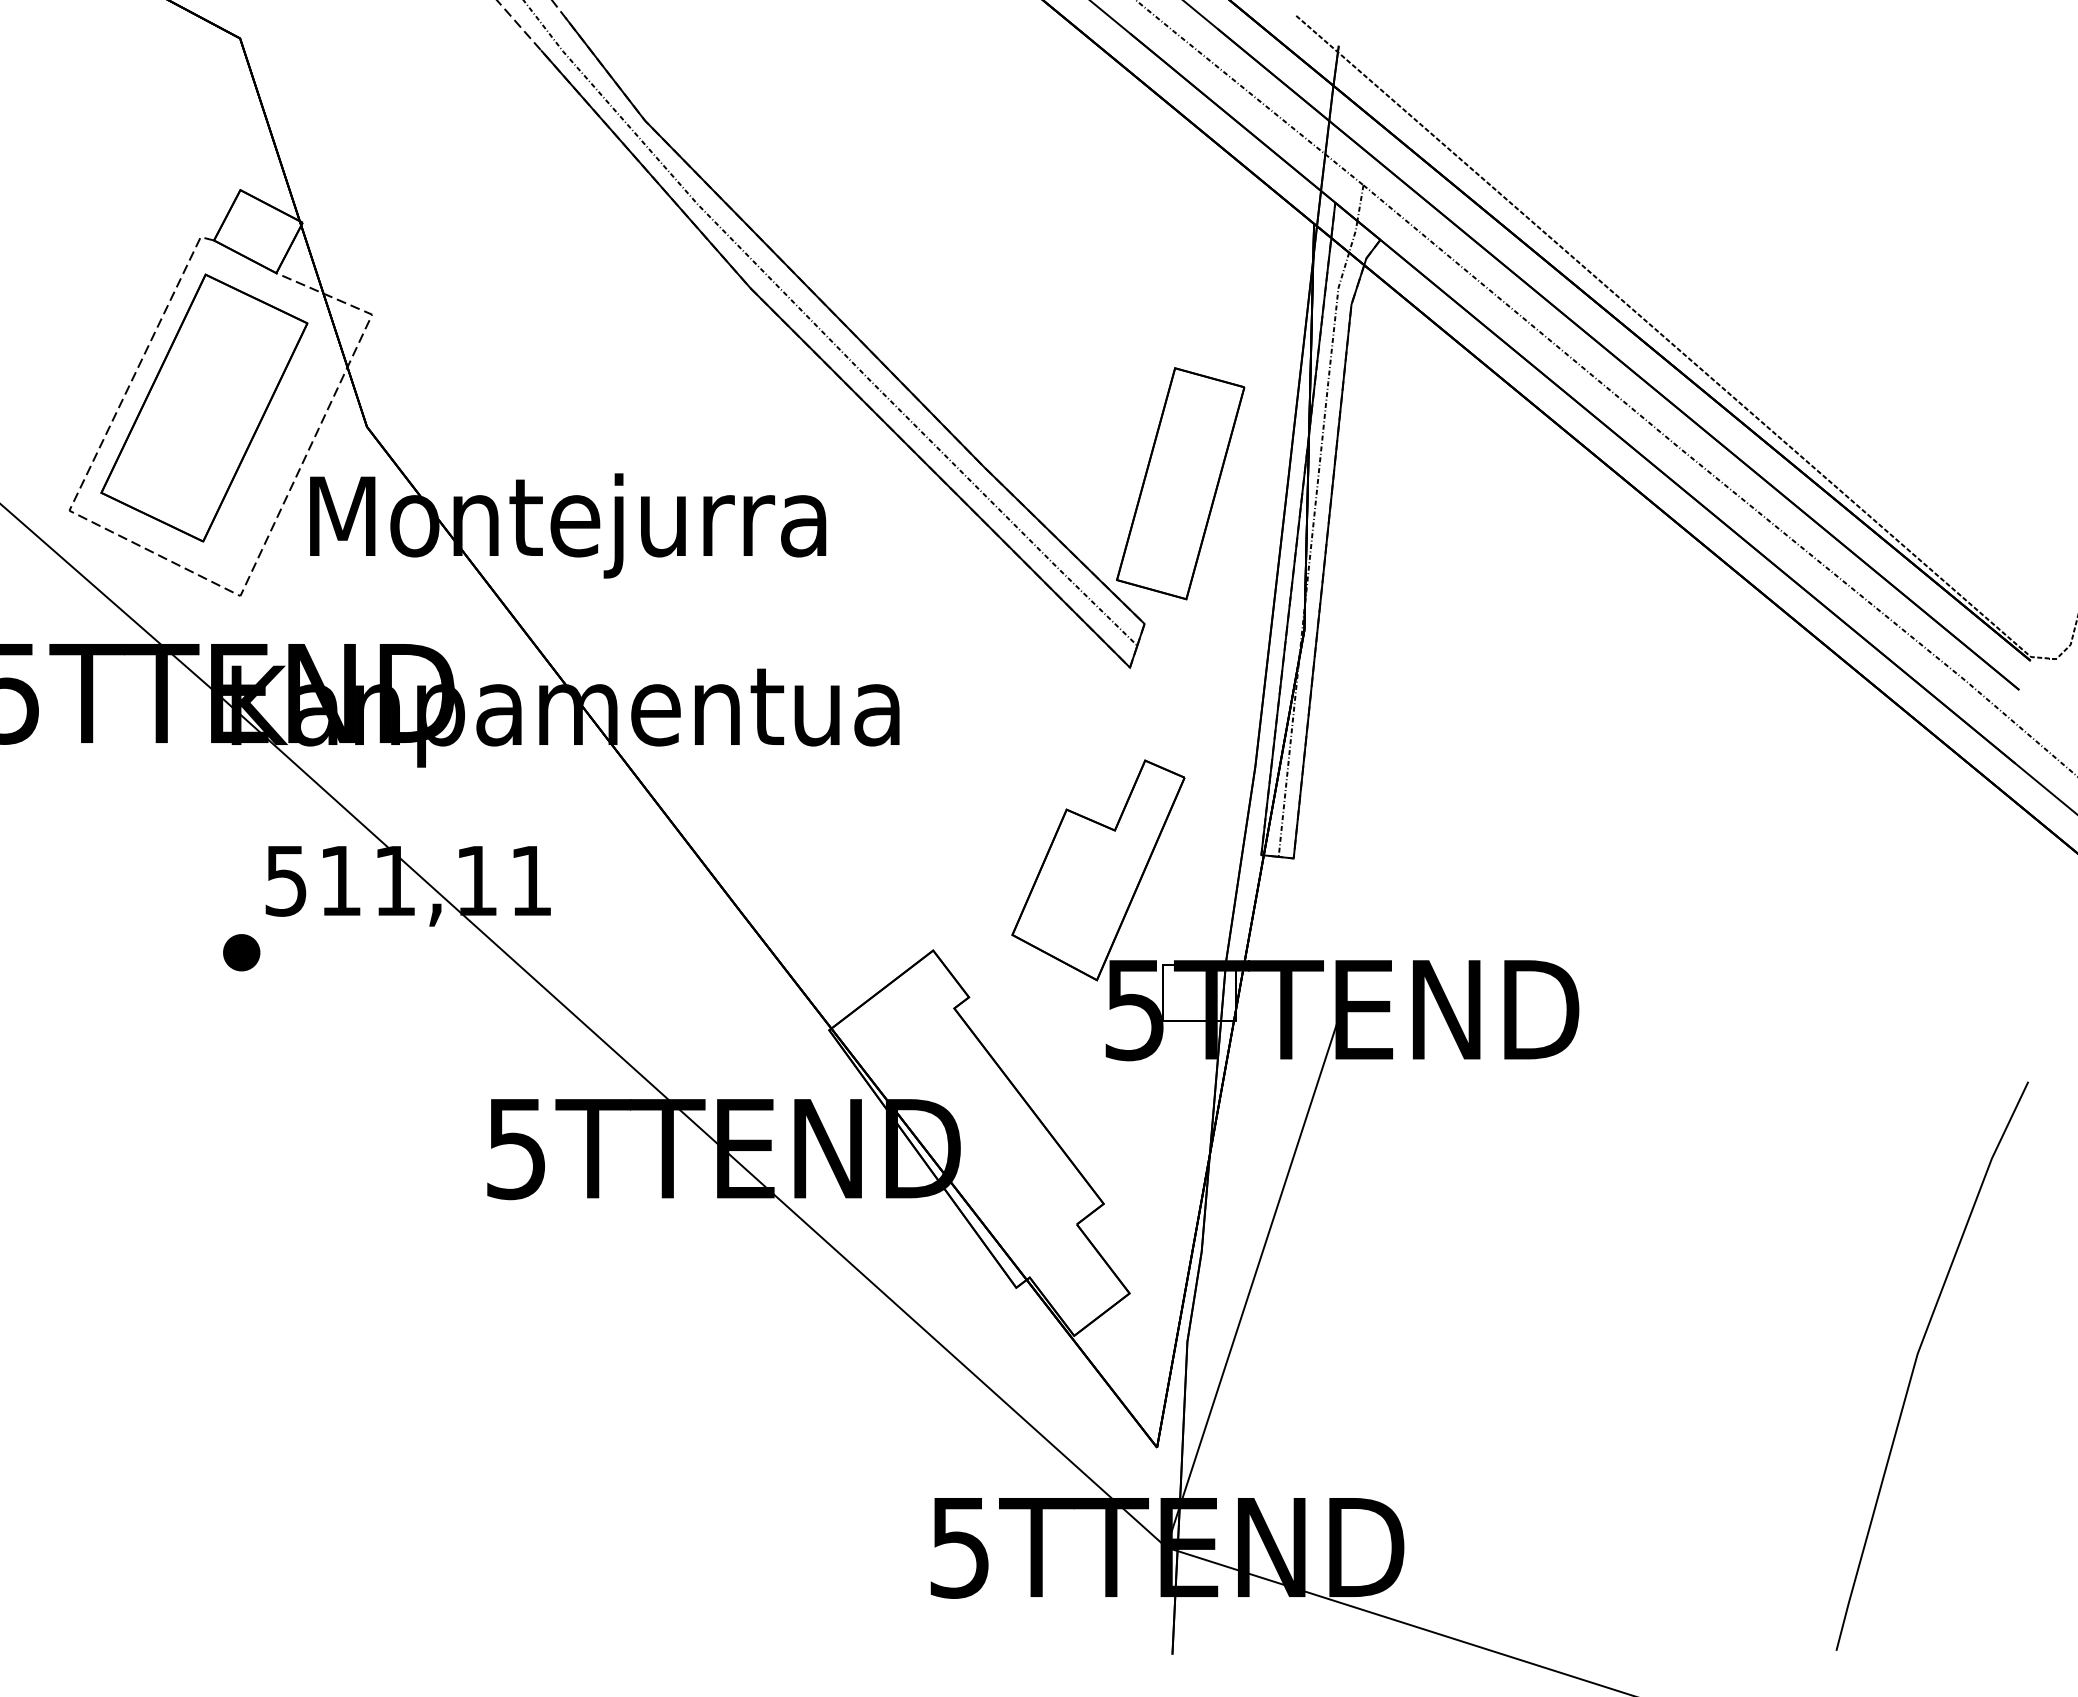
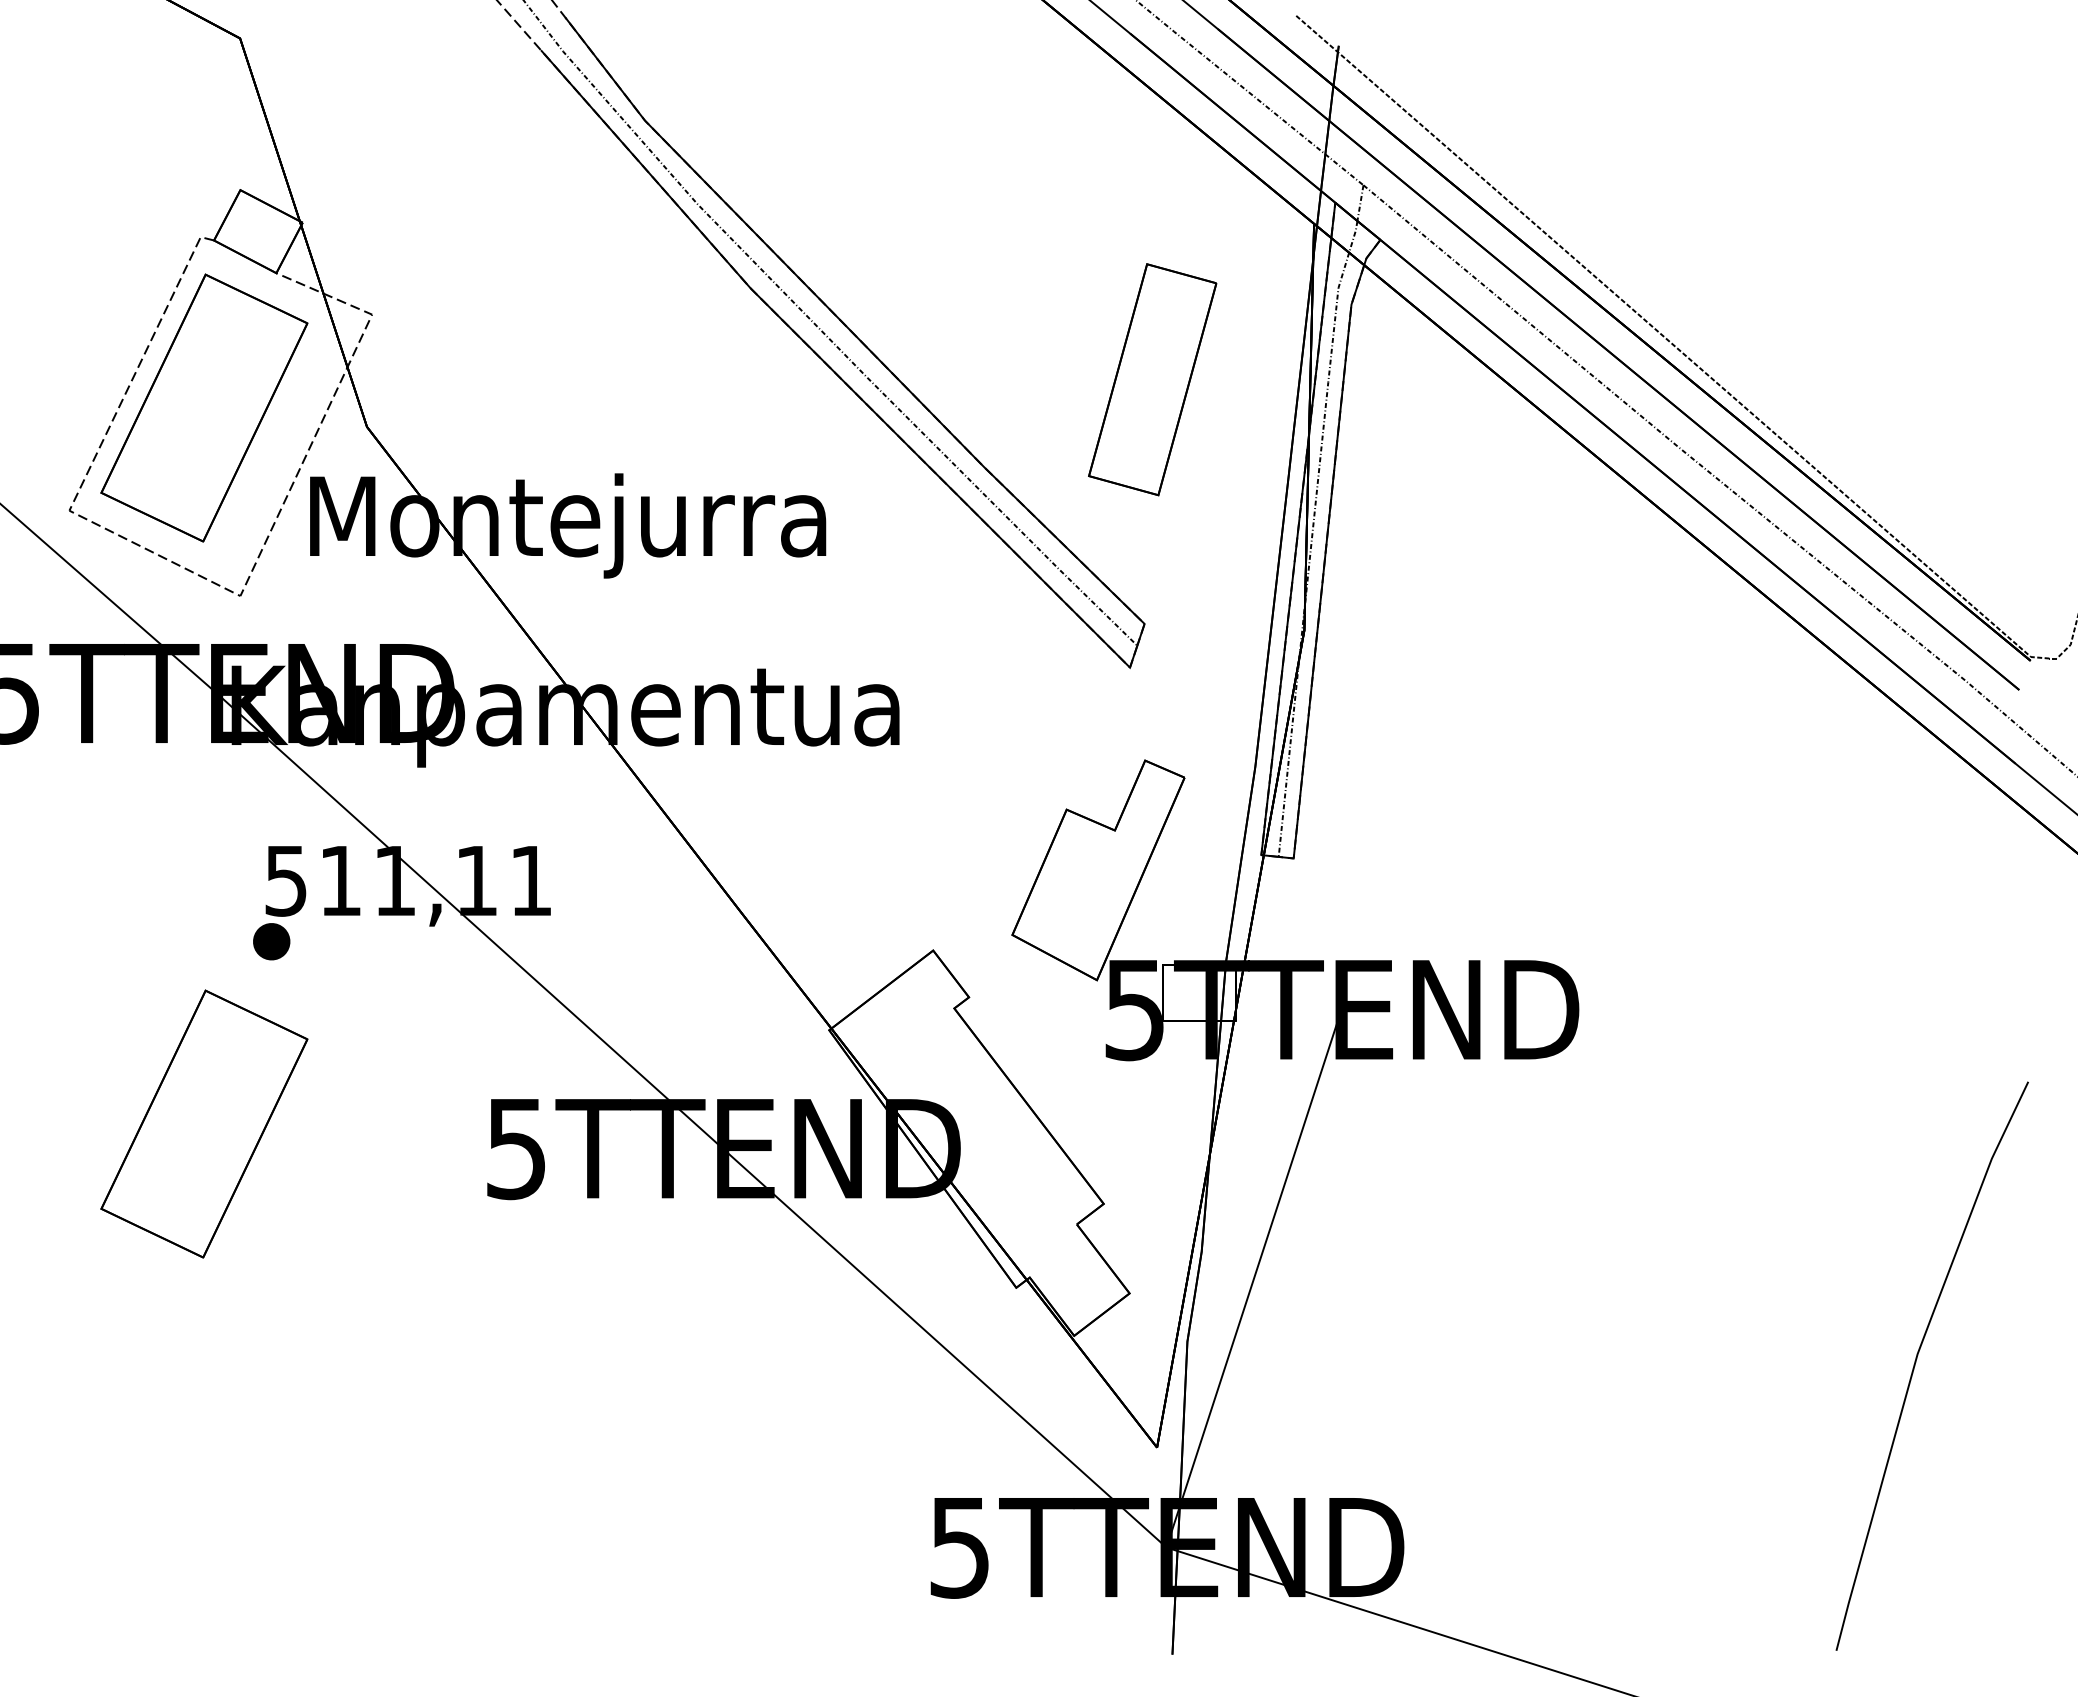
part position: (1180, 483) -> (1152, 379) (1152, 379)
part position: (241, 952) -> (271, 941) (271, 941)
part: none -> present (204, 1123)
